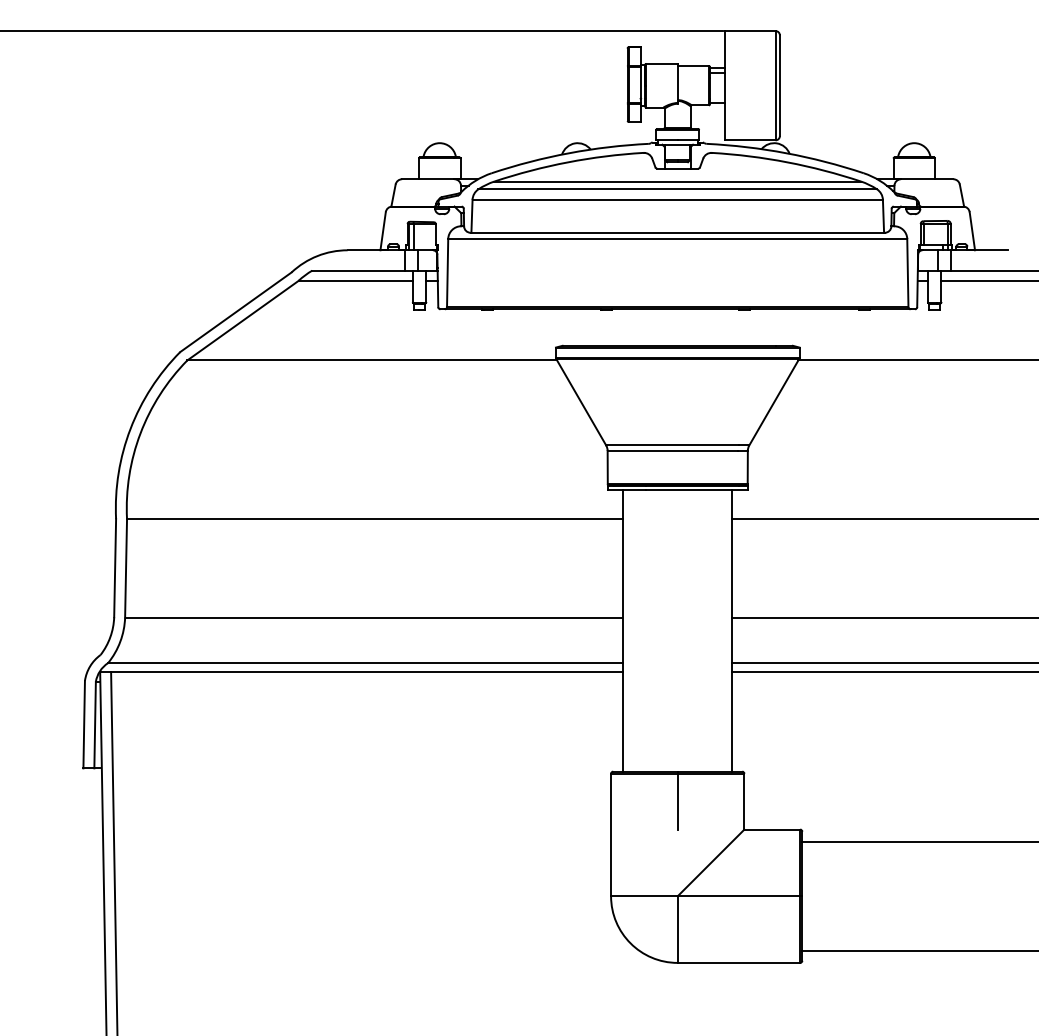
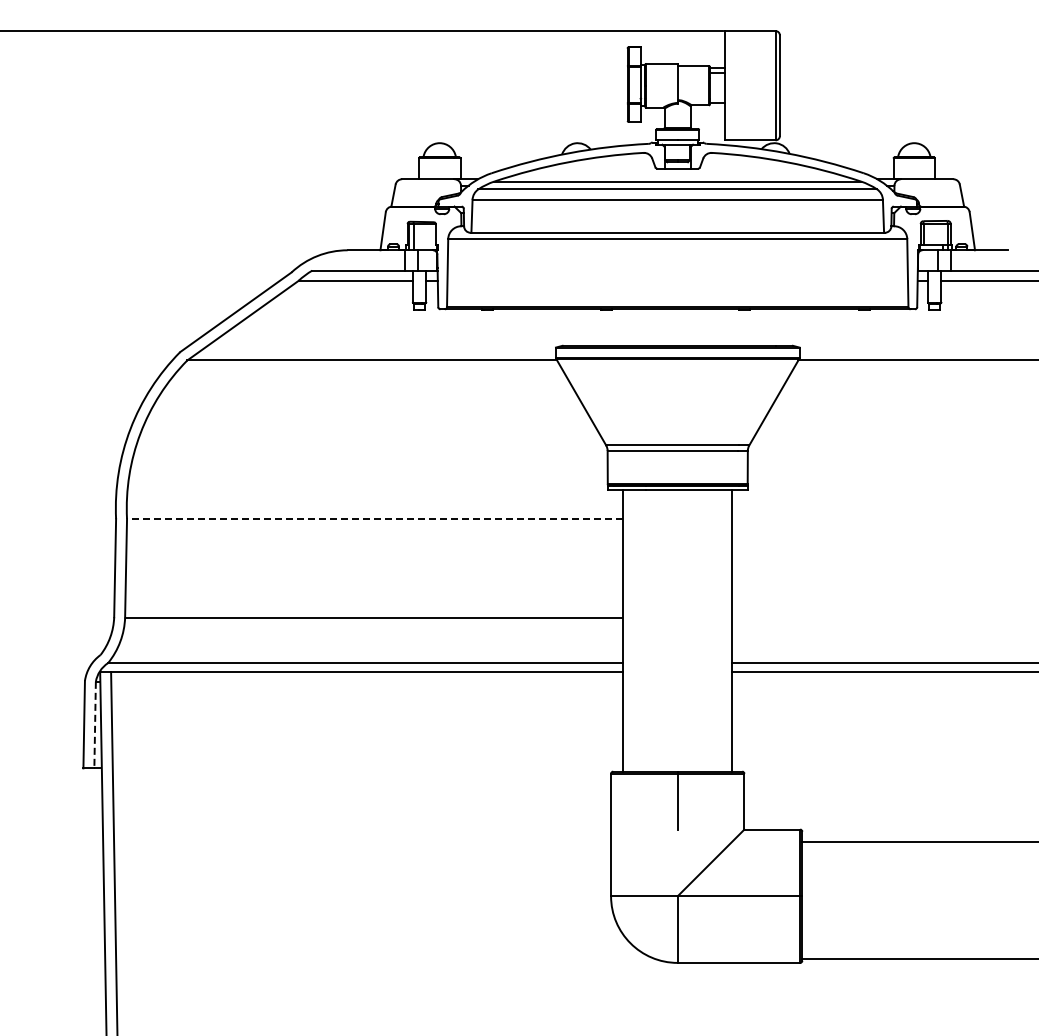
line: solid -> dashed (374, 519)
line: present -> none (883, 519)
line: present -> none (883, 617)
line: solid -> dashed (95, 725)
line position: (918, 950) -> (918, 958) (918, 958)
